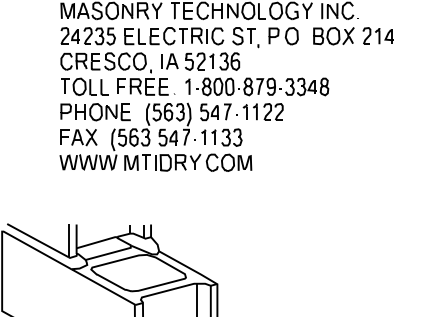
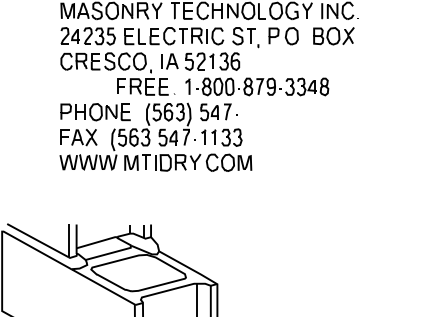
part: present -> none (377, 35)
part: present -> none (84, 86)
part: present -> none (262, 111)
